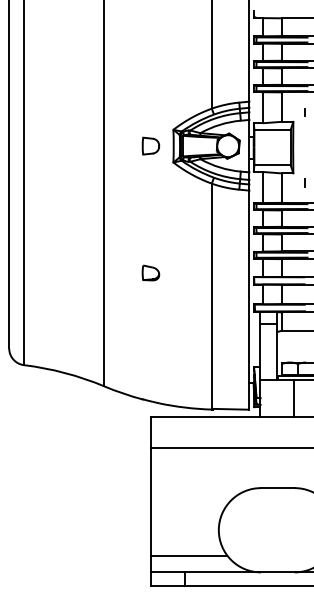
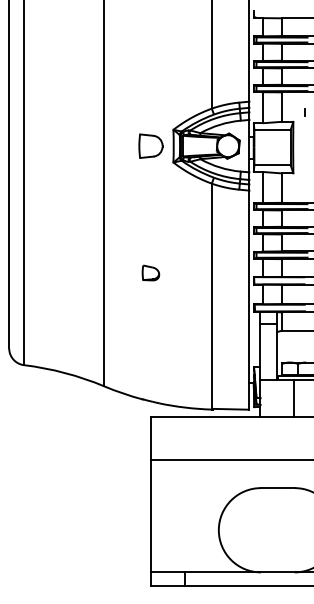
part size: 20x20 px -> 26x26 px (150, 145)
line: present -> none (304, 182)
line position: (230, 447) -> (230, 459) (230, 459)
line: present -> none (189, 555)
